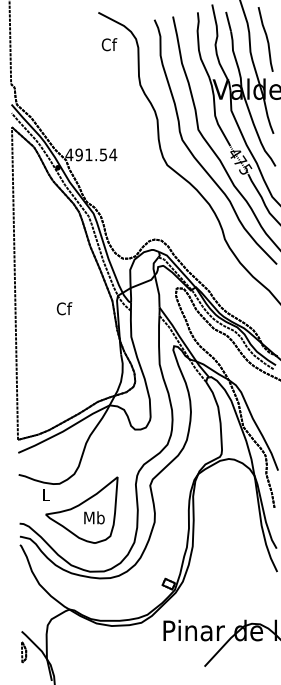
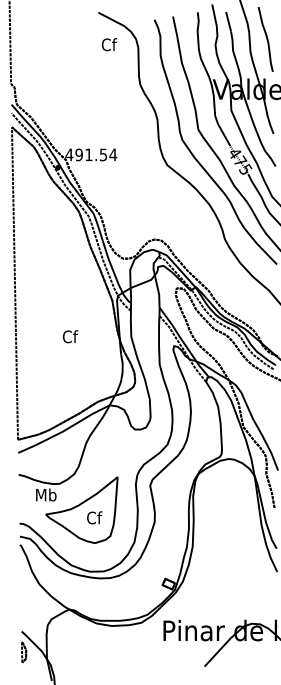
text position: (64, 308) -> (70, 336) (70, 336)
text: L -> Mb (46, 494)
text: Mb -> Cf (94, 517)
